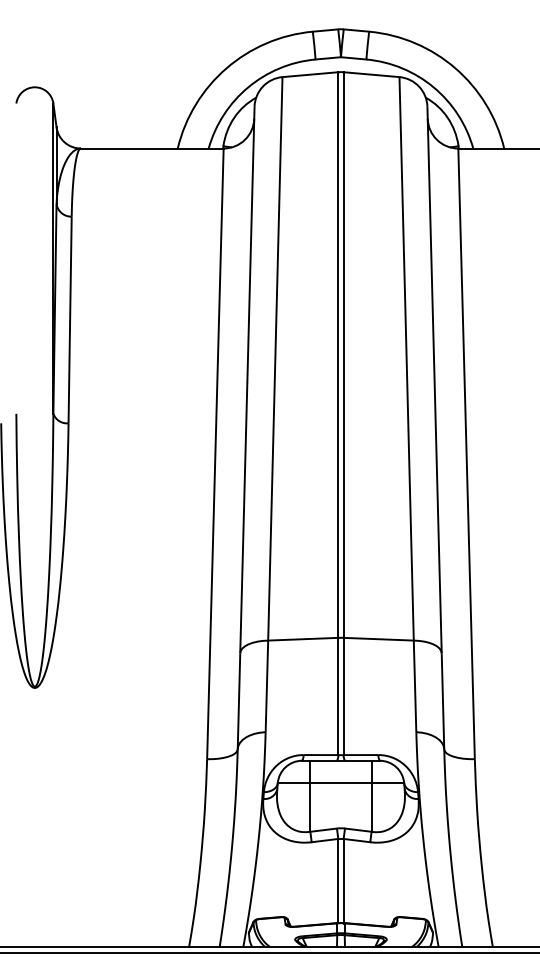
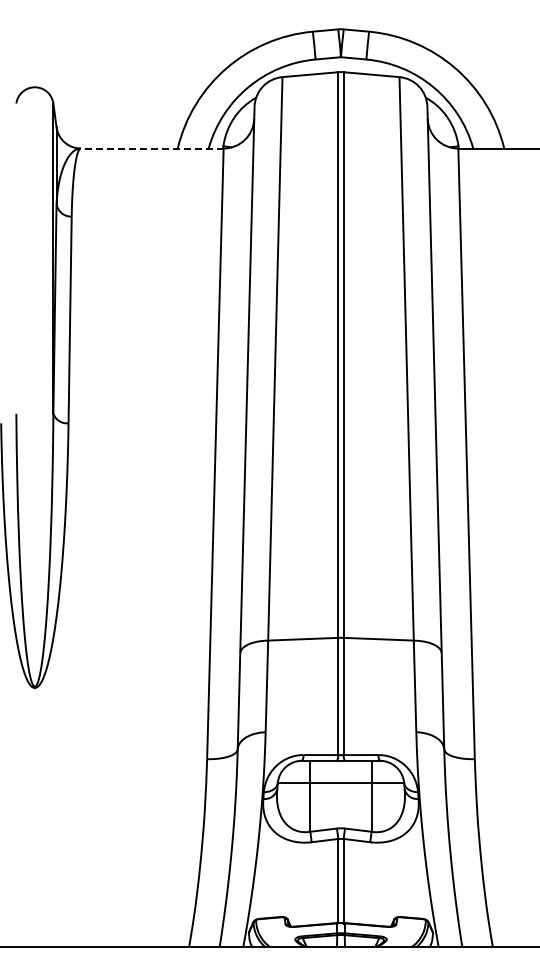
line: solid -> dashed (151, 148)
line: present -> none (269, 952)
